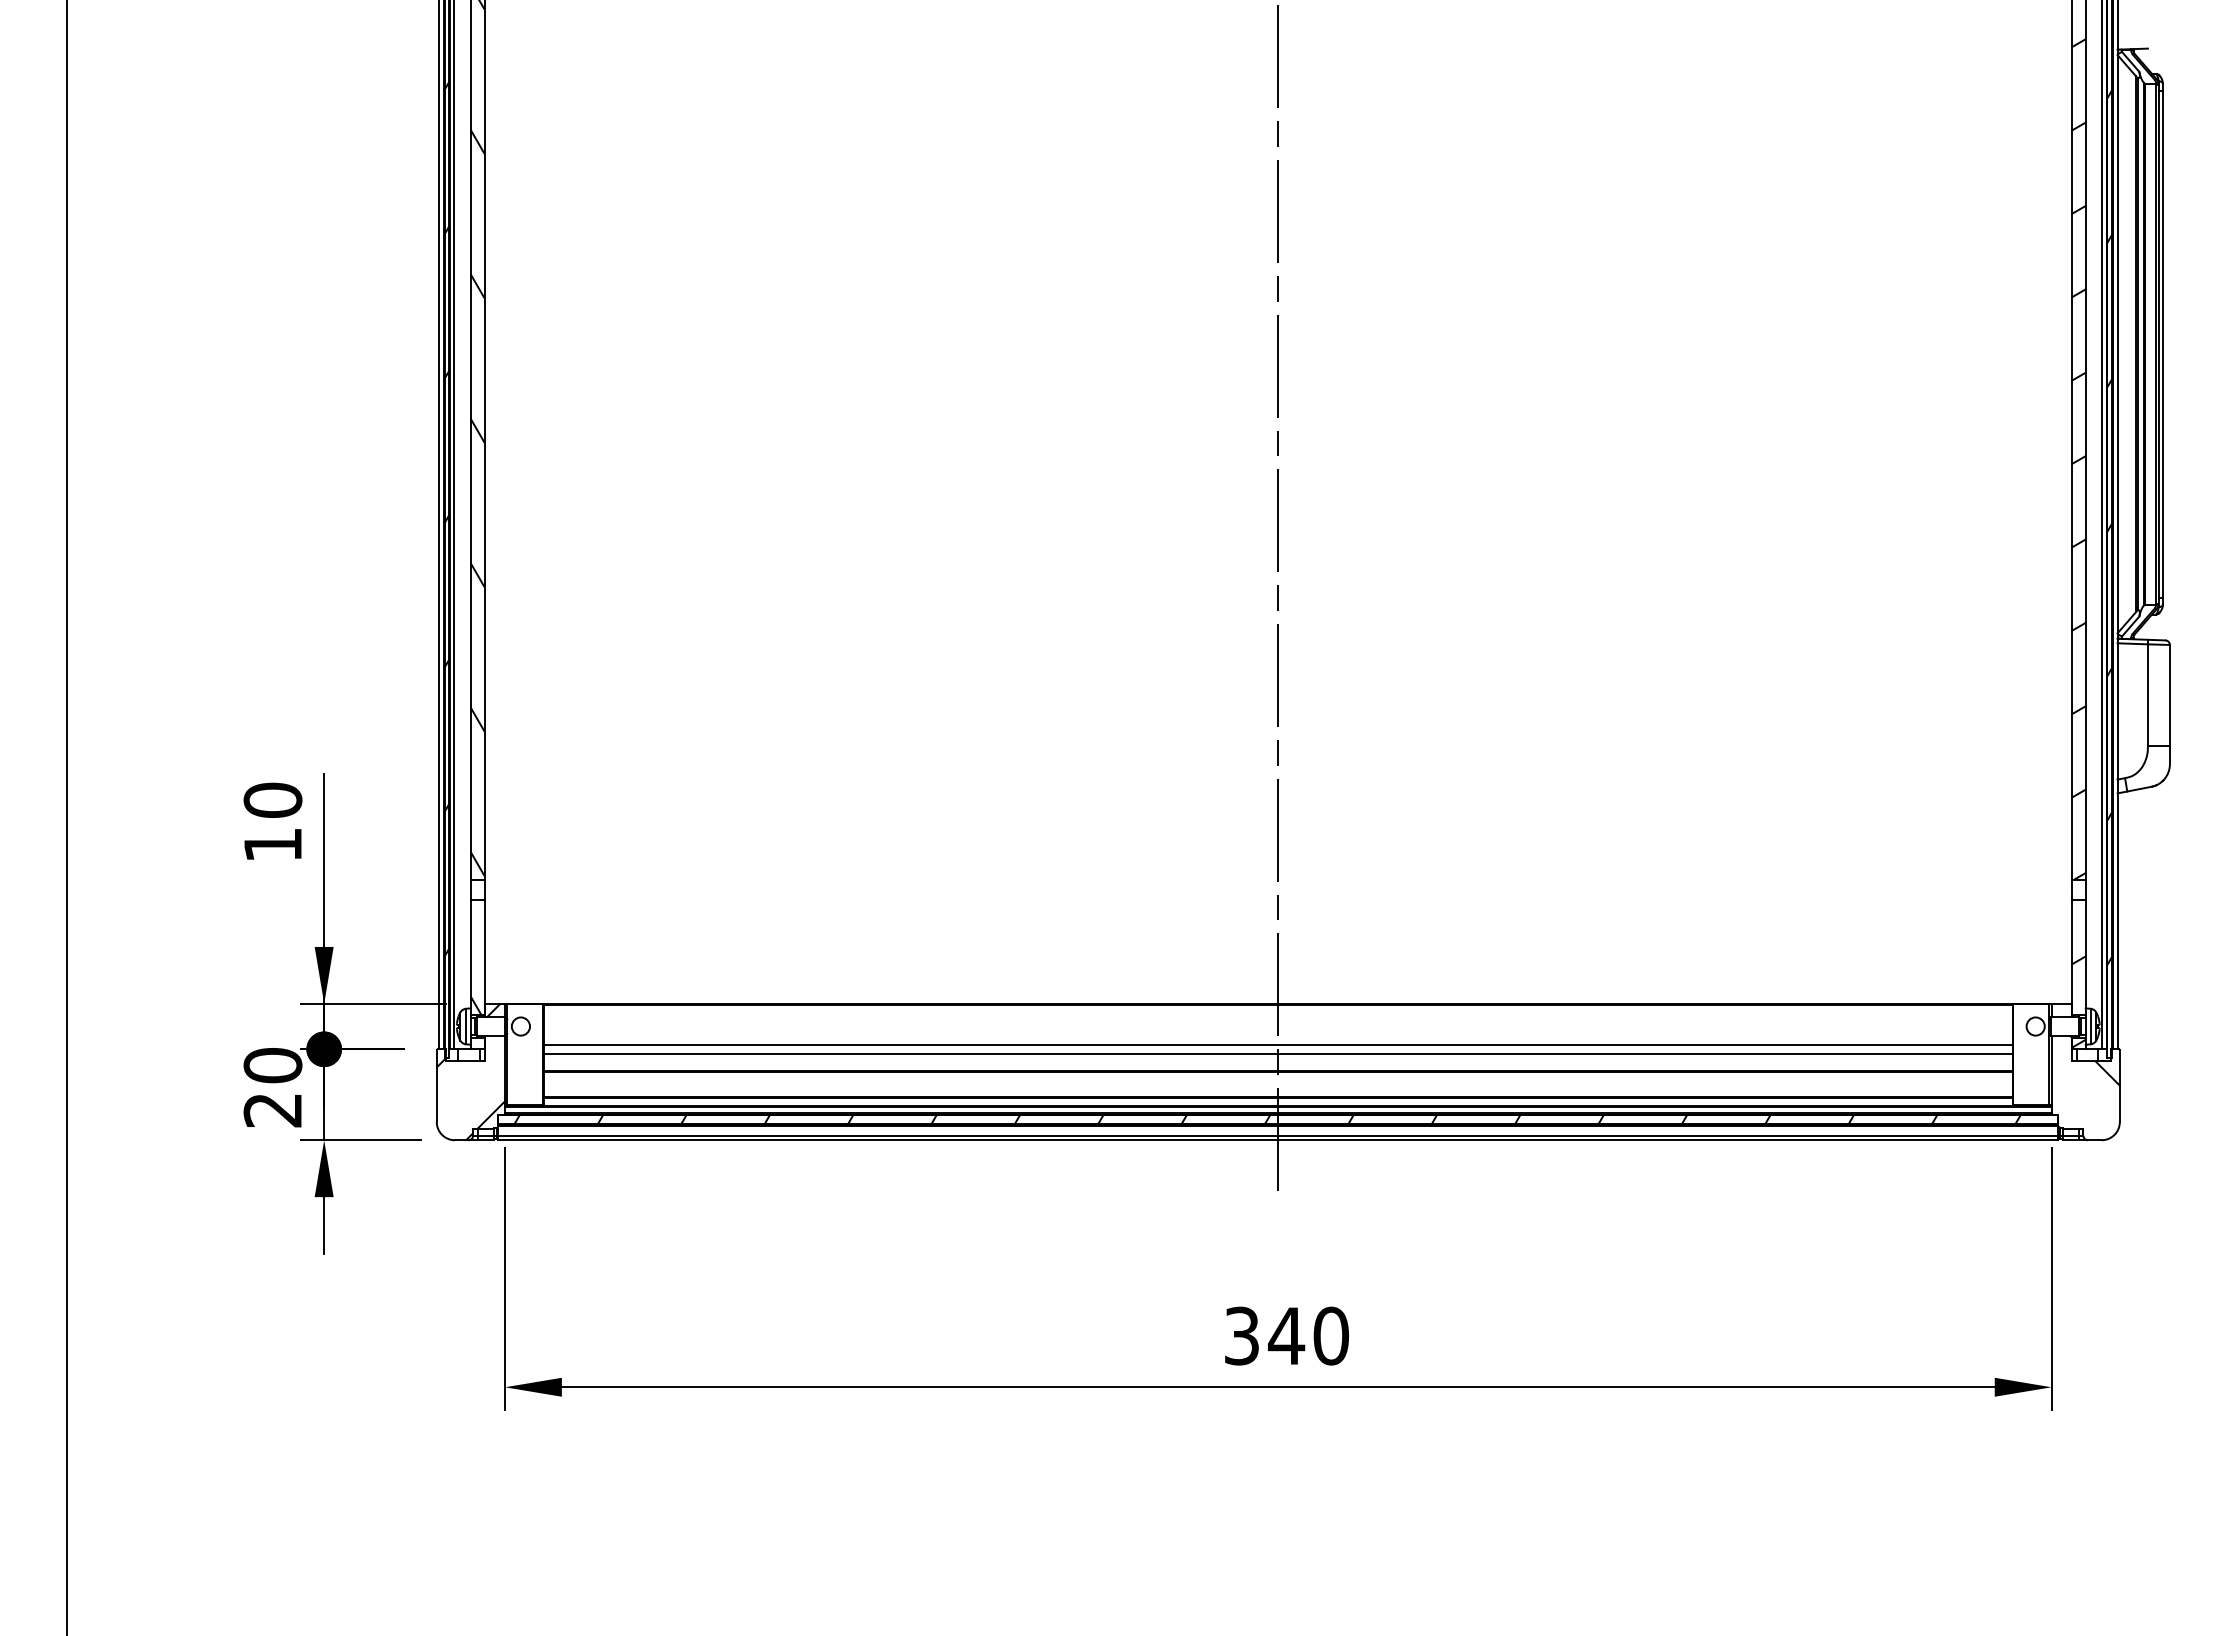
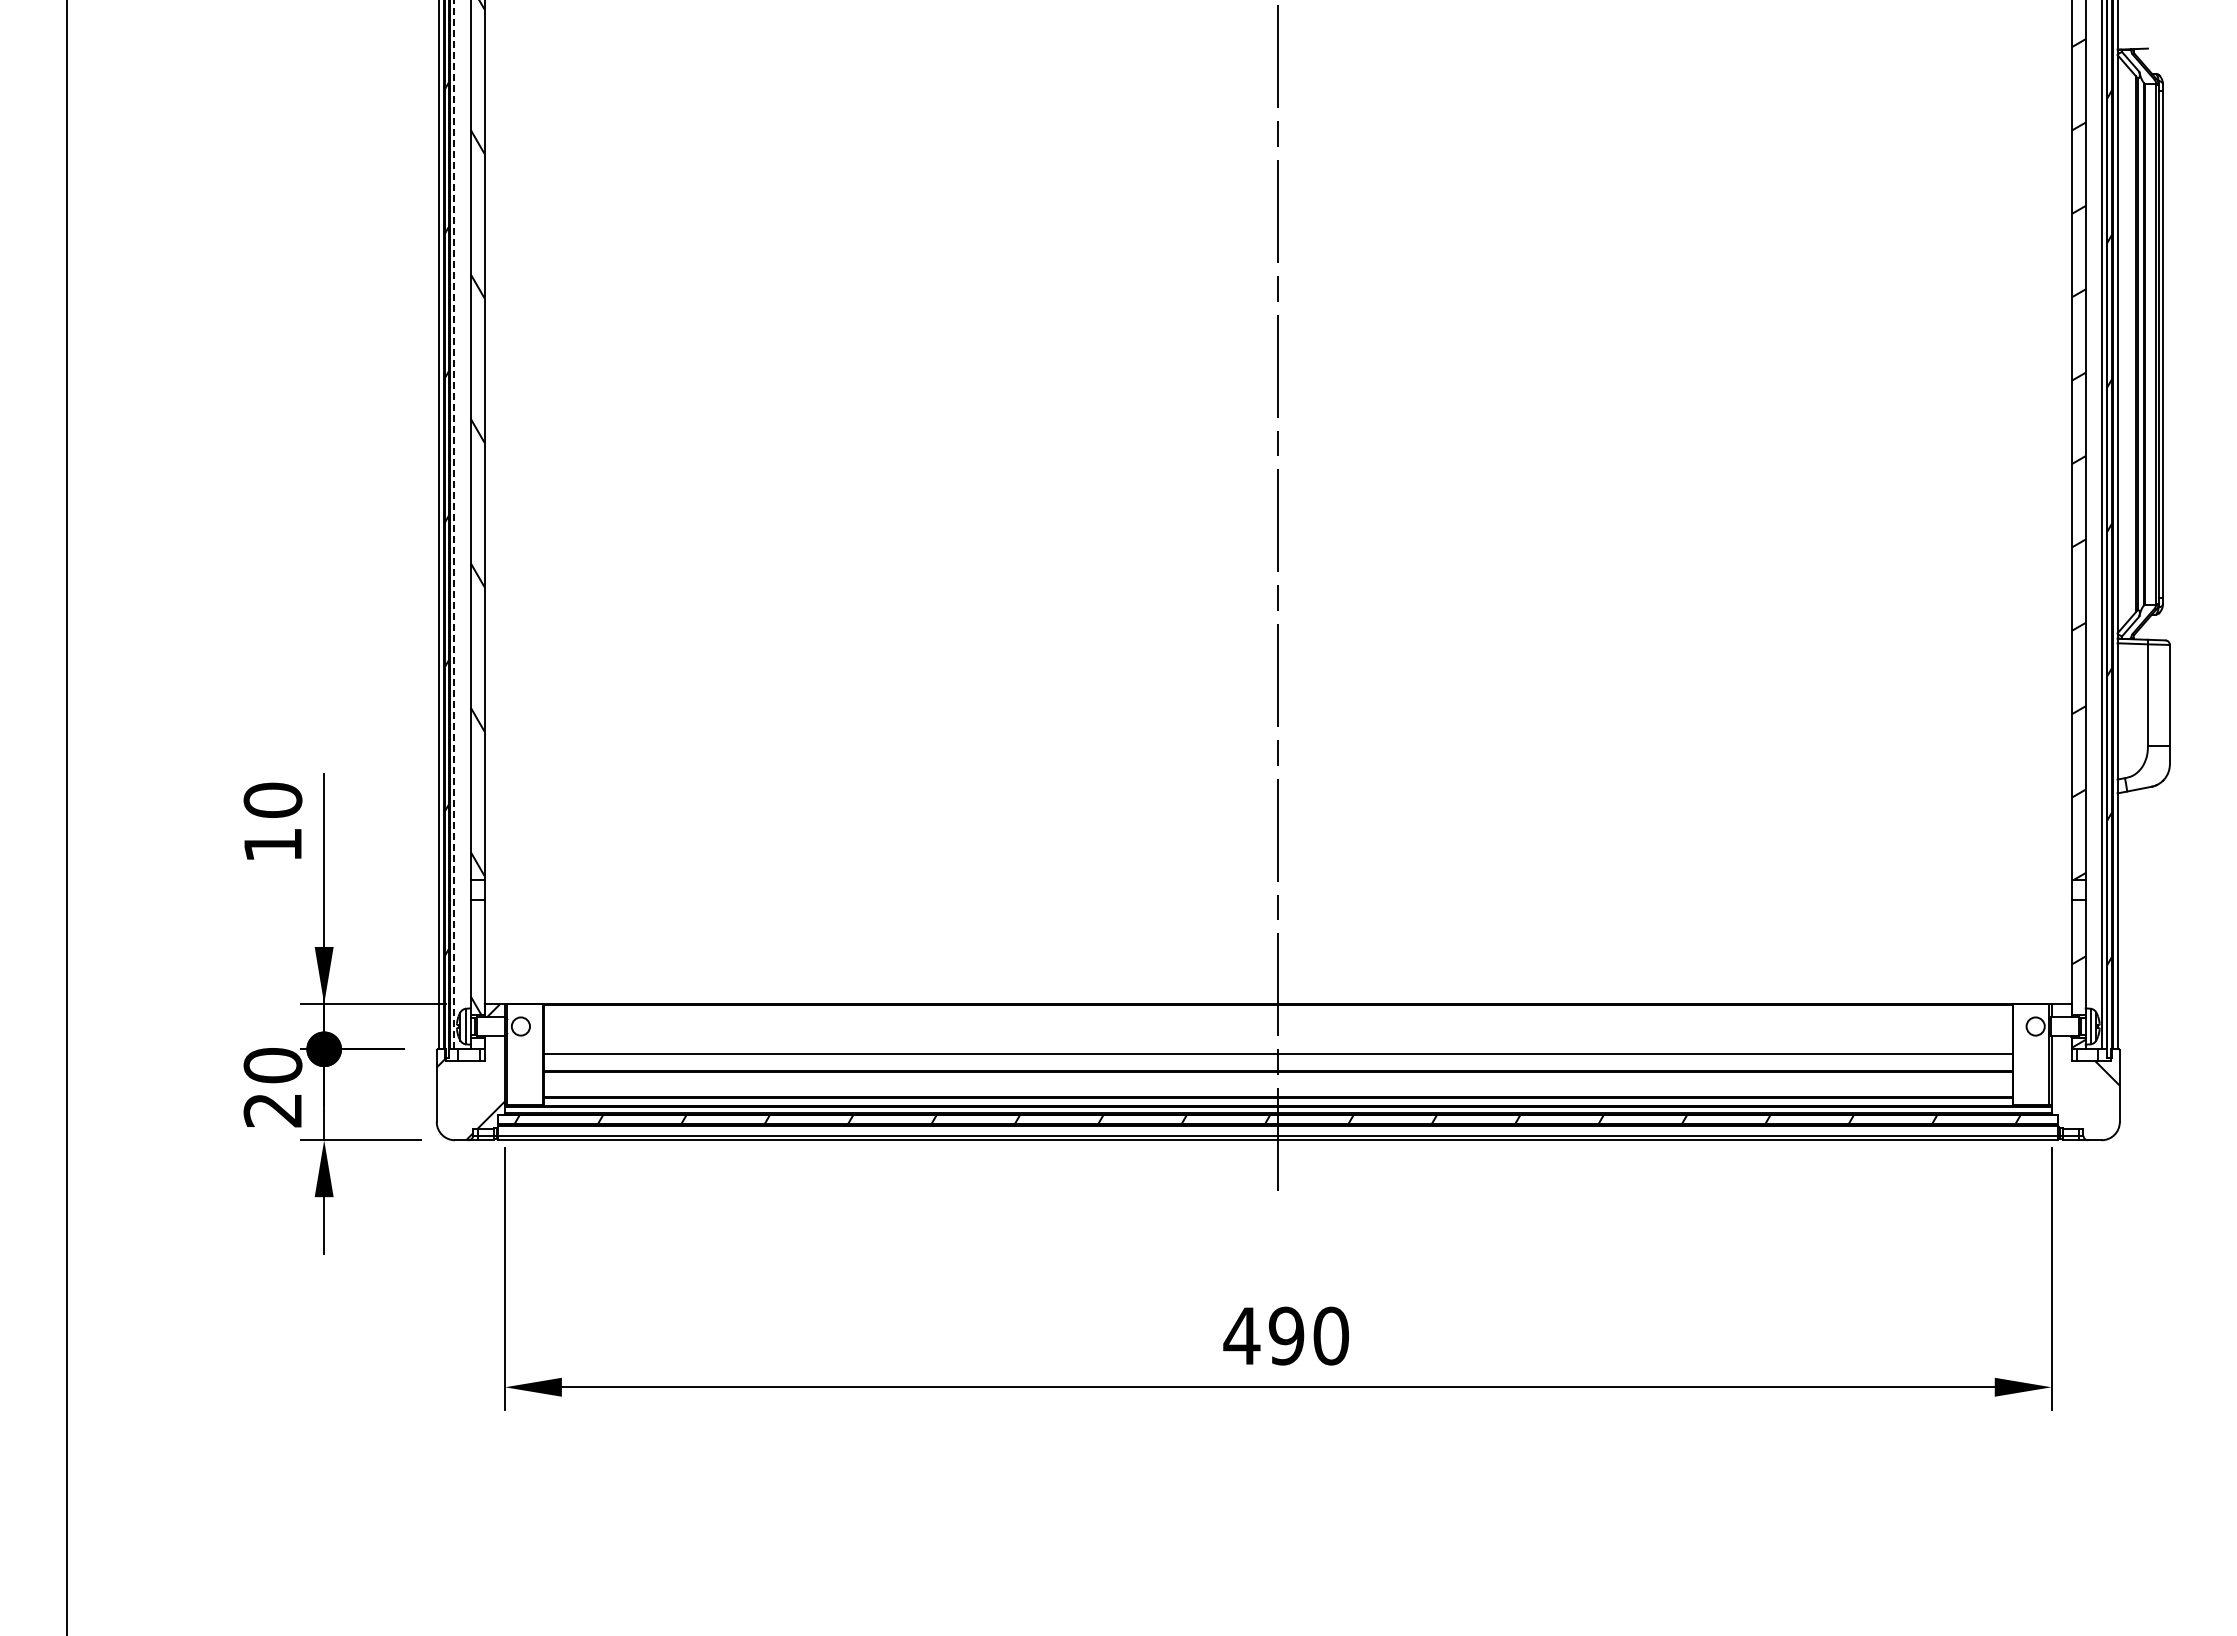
line: solid -> dashed (454, 524)
line: present -> none (1277, 1044)
text: 340 -> 490 (1264, 1335)
